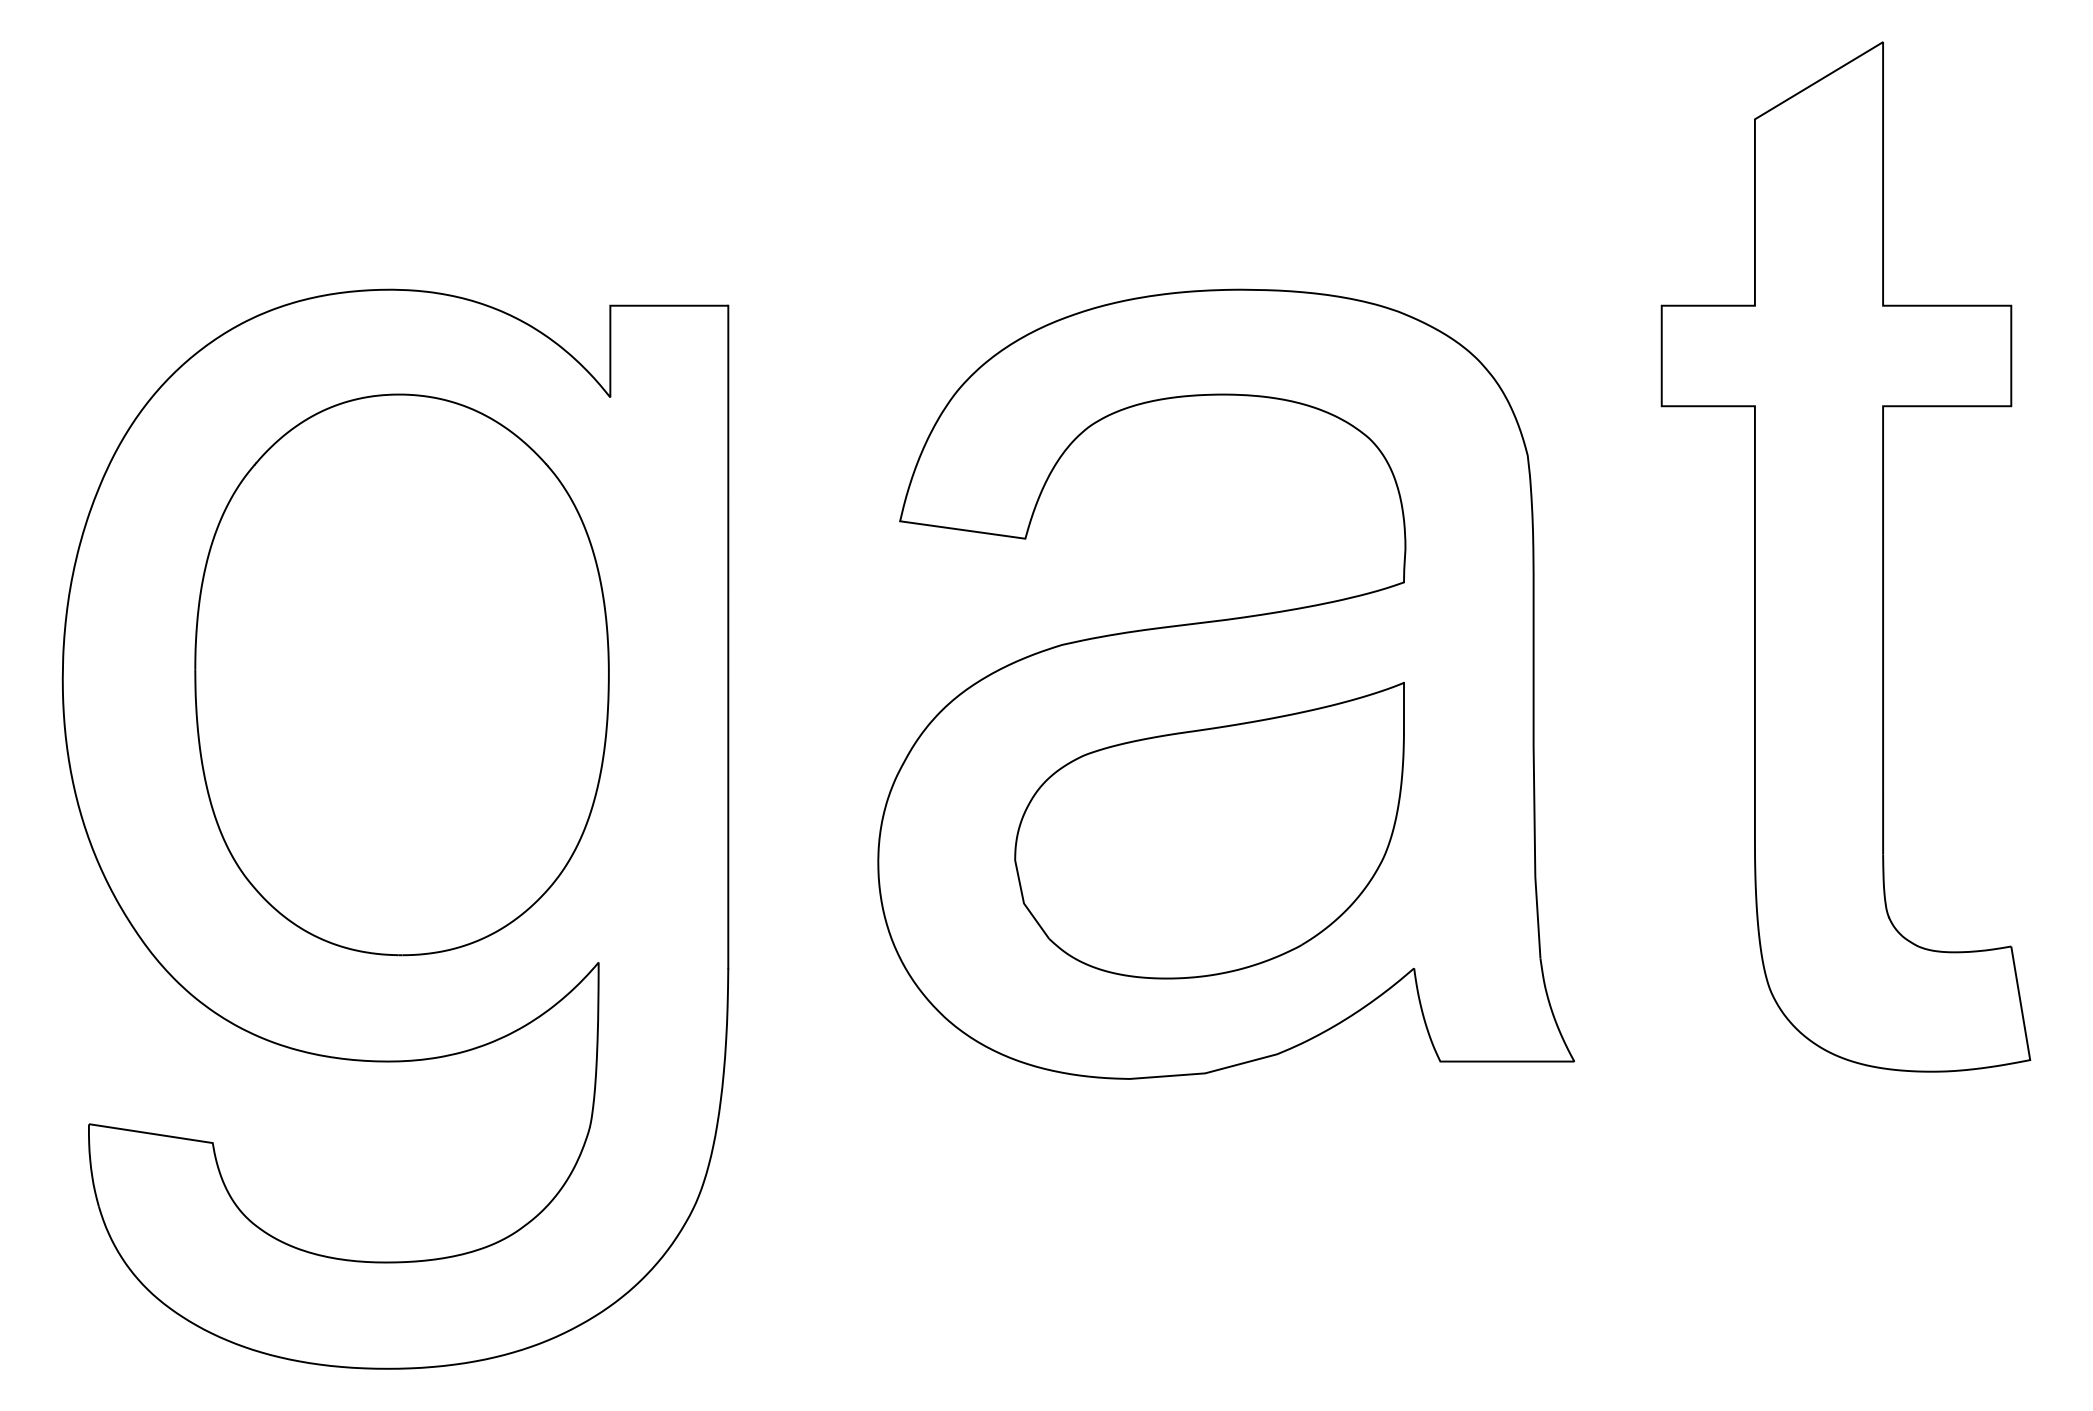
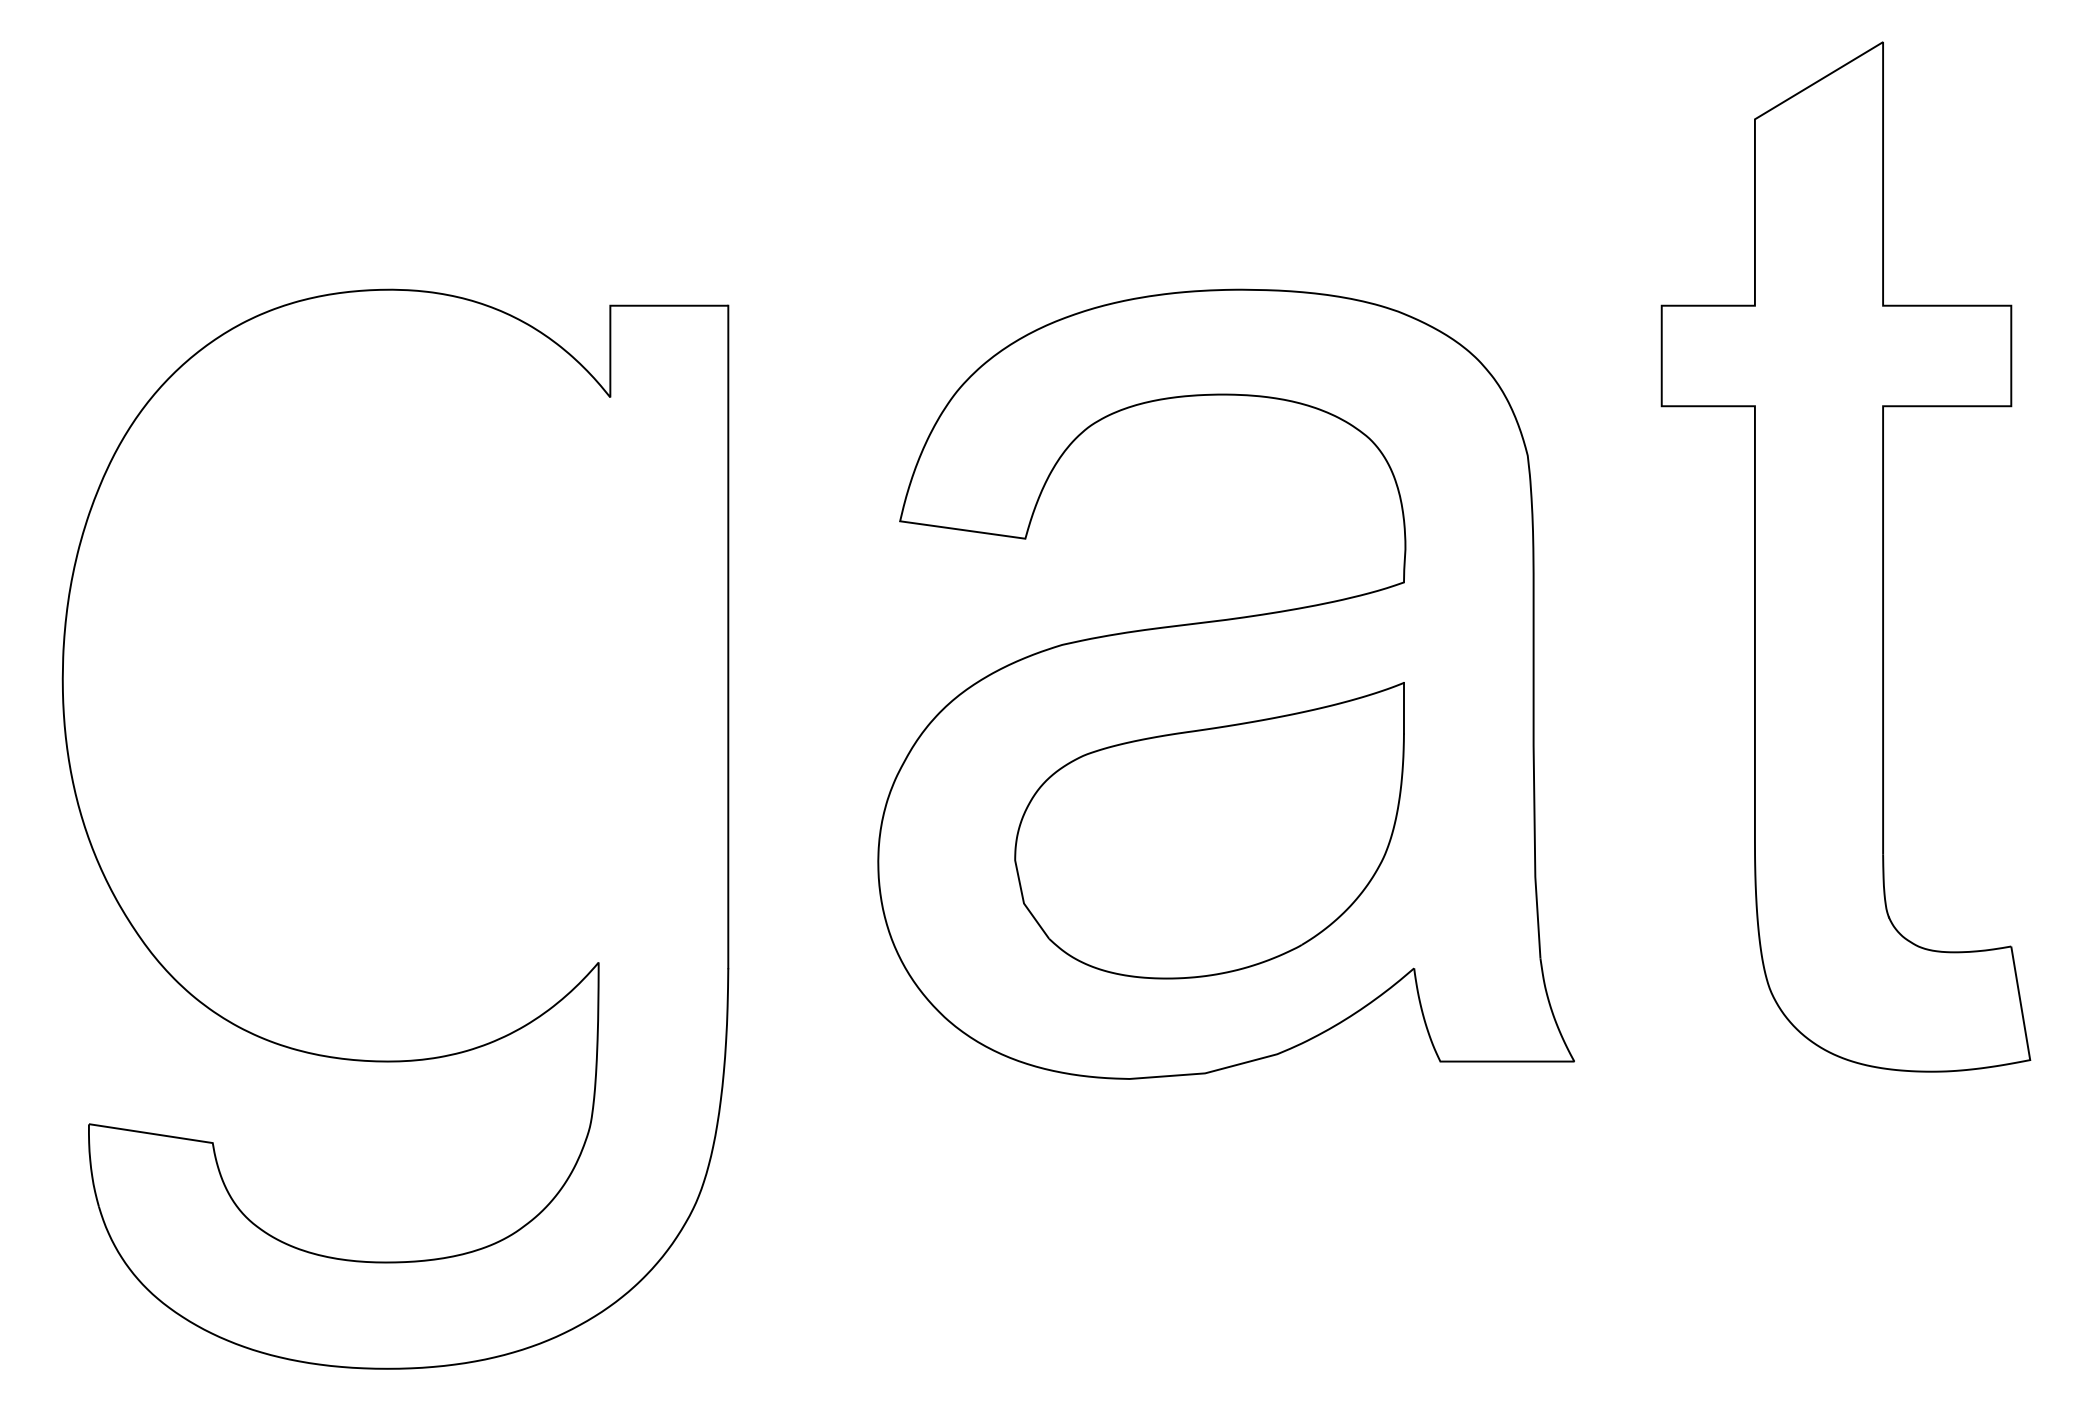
part: present -> none (401, 674)
